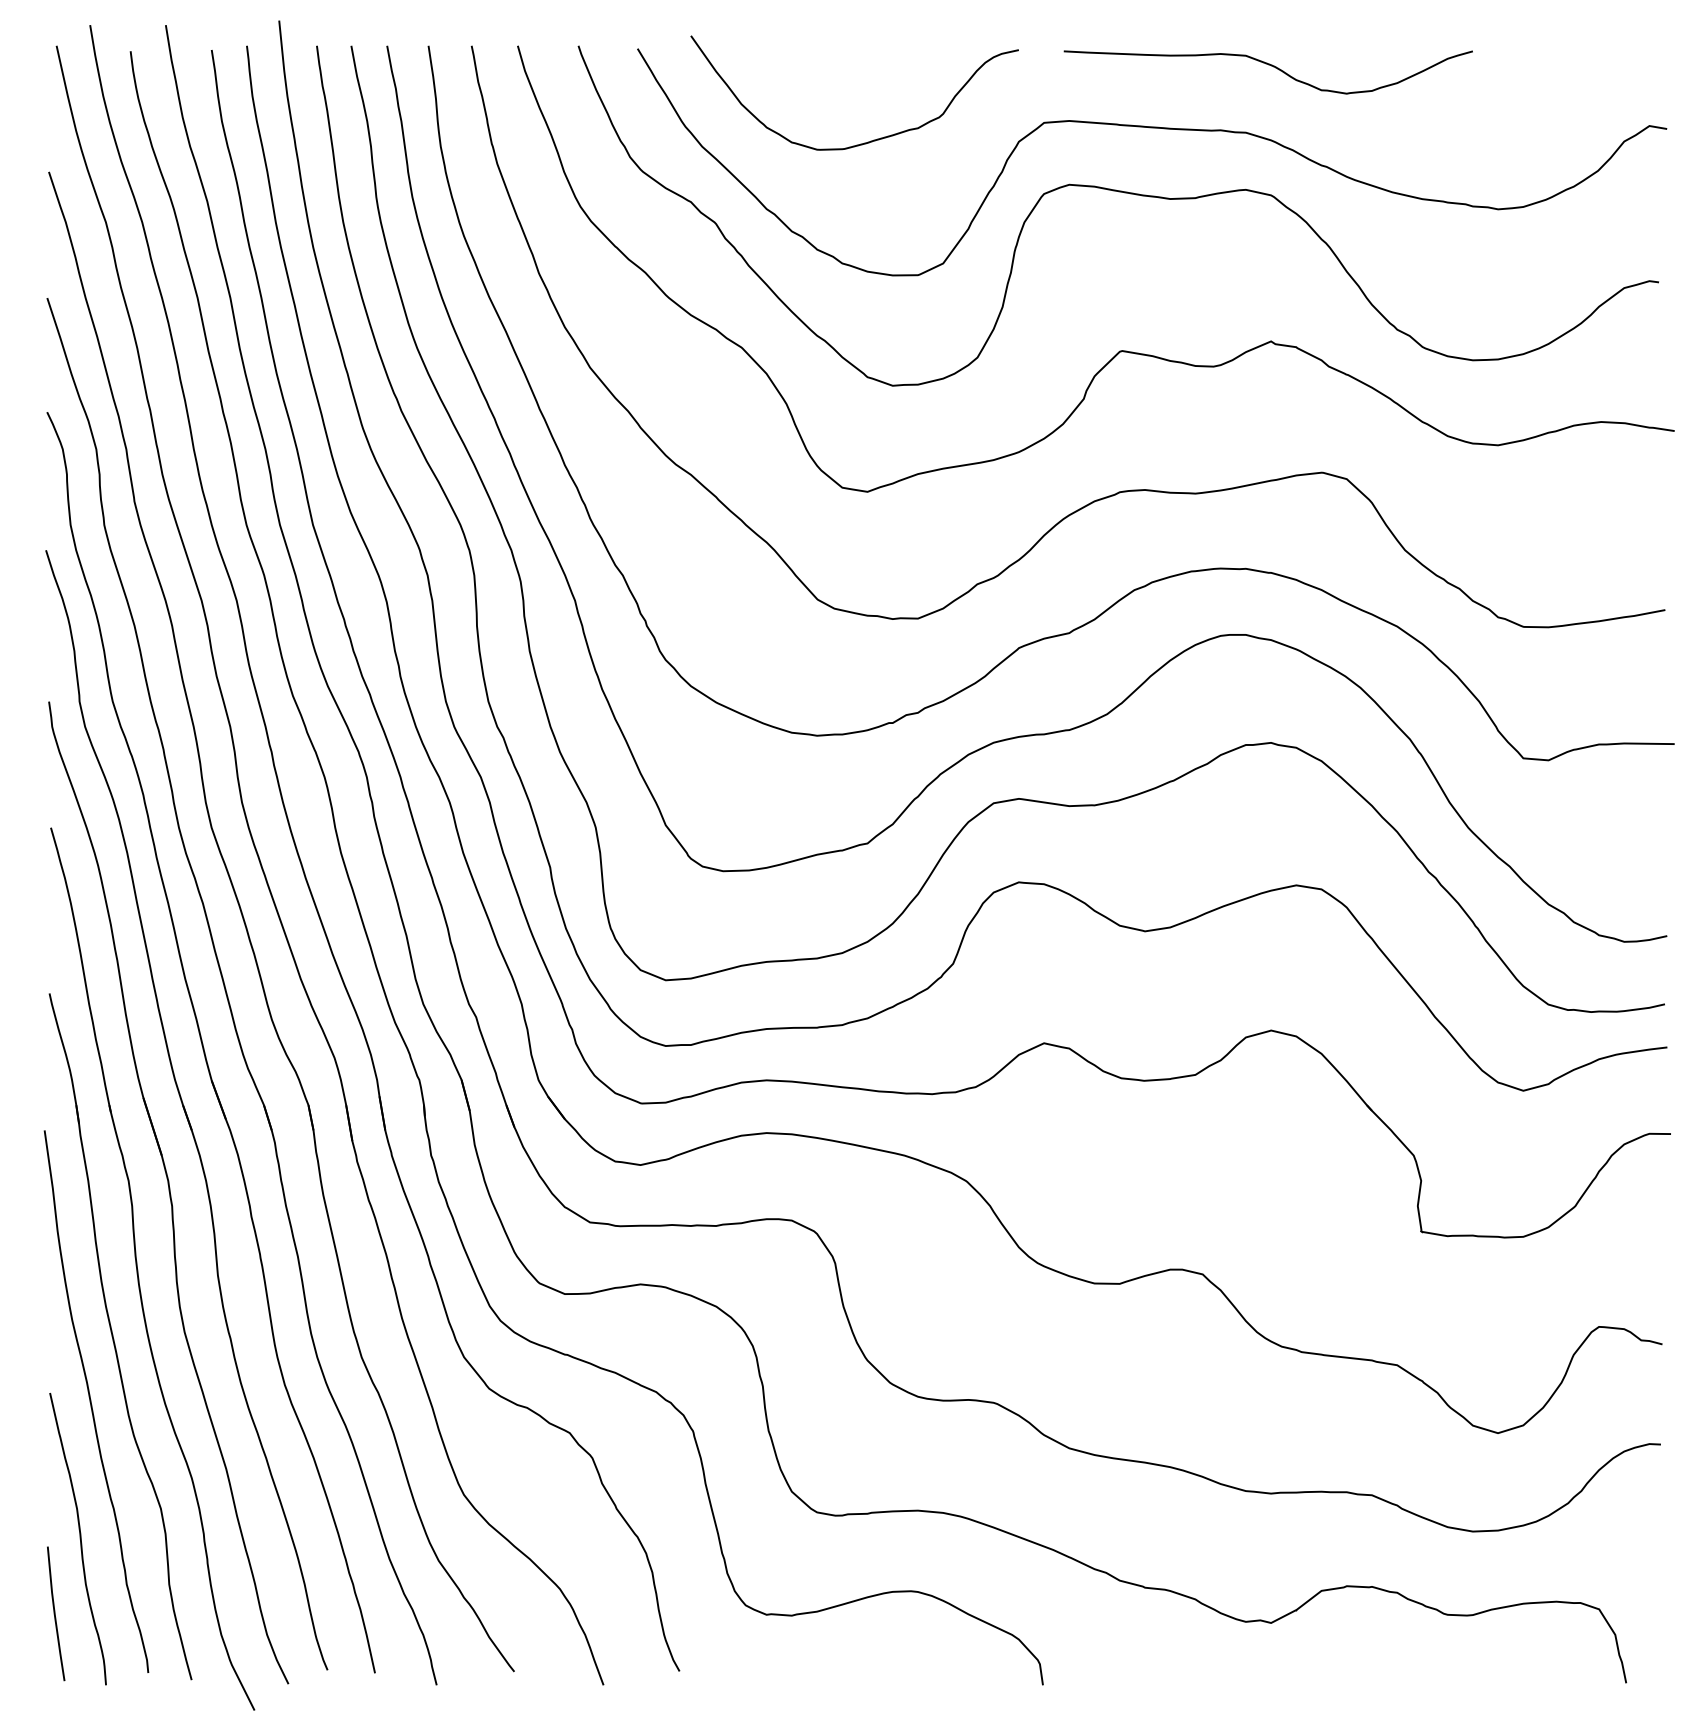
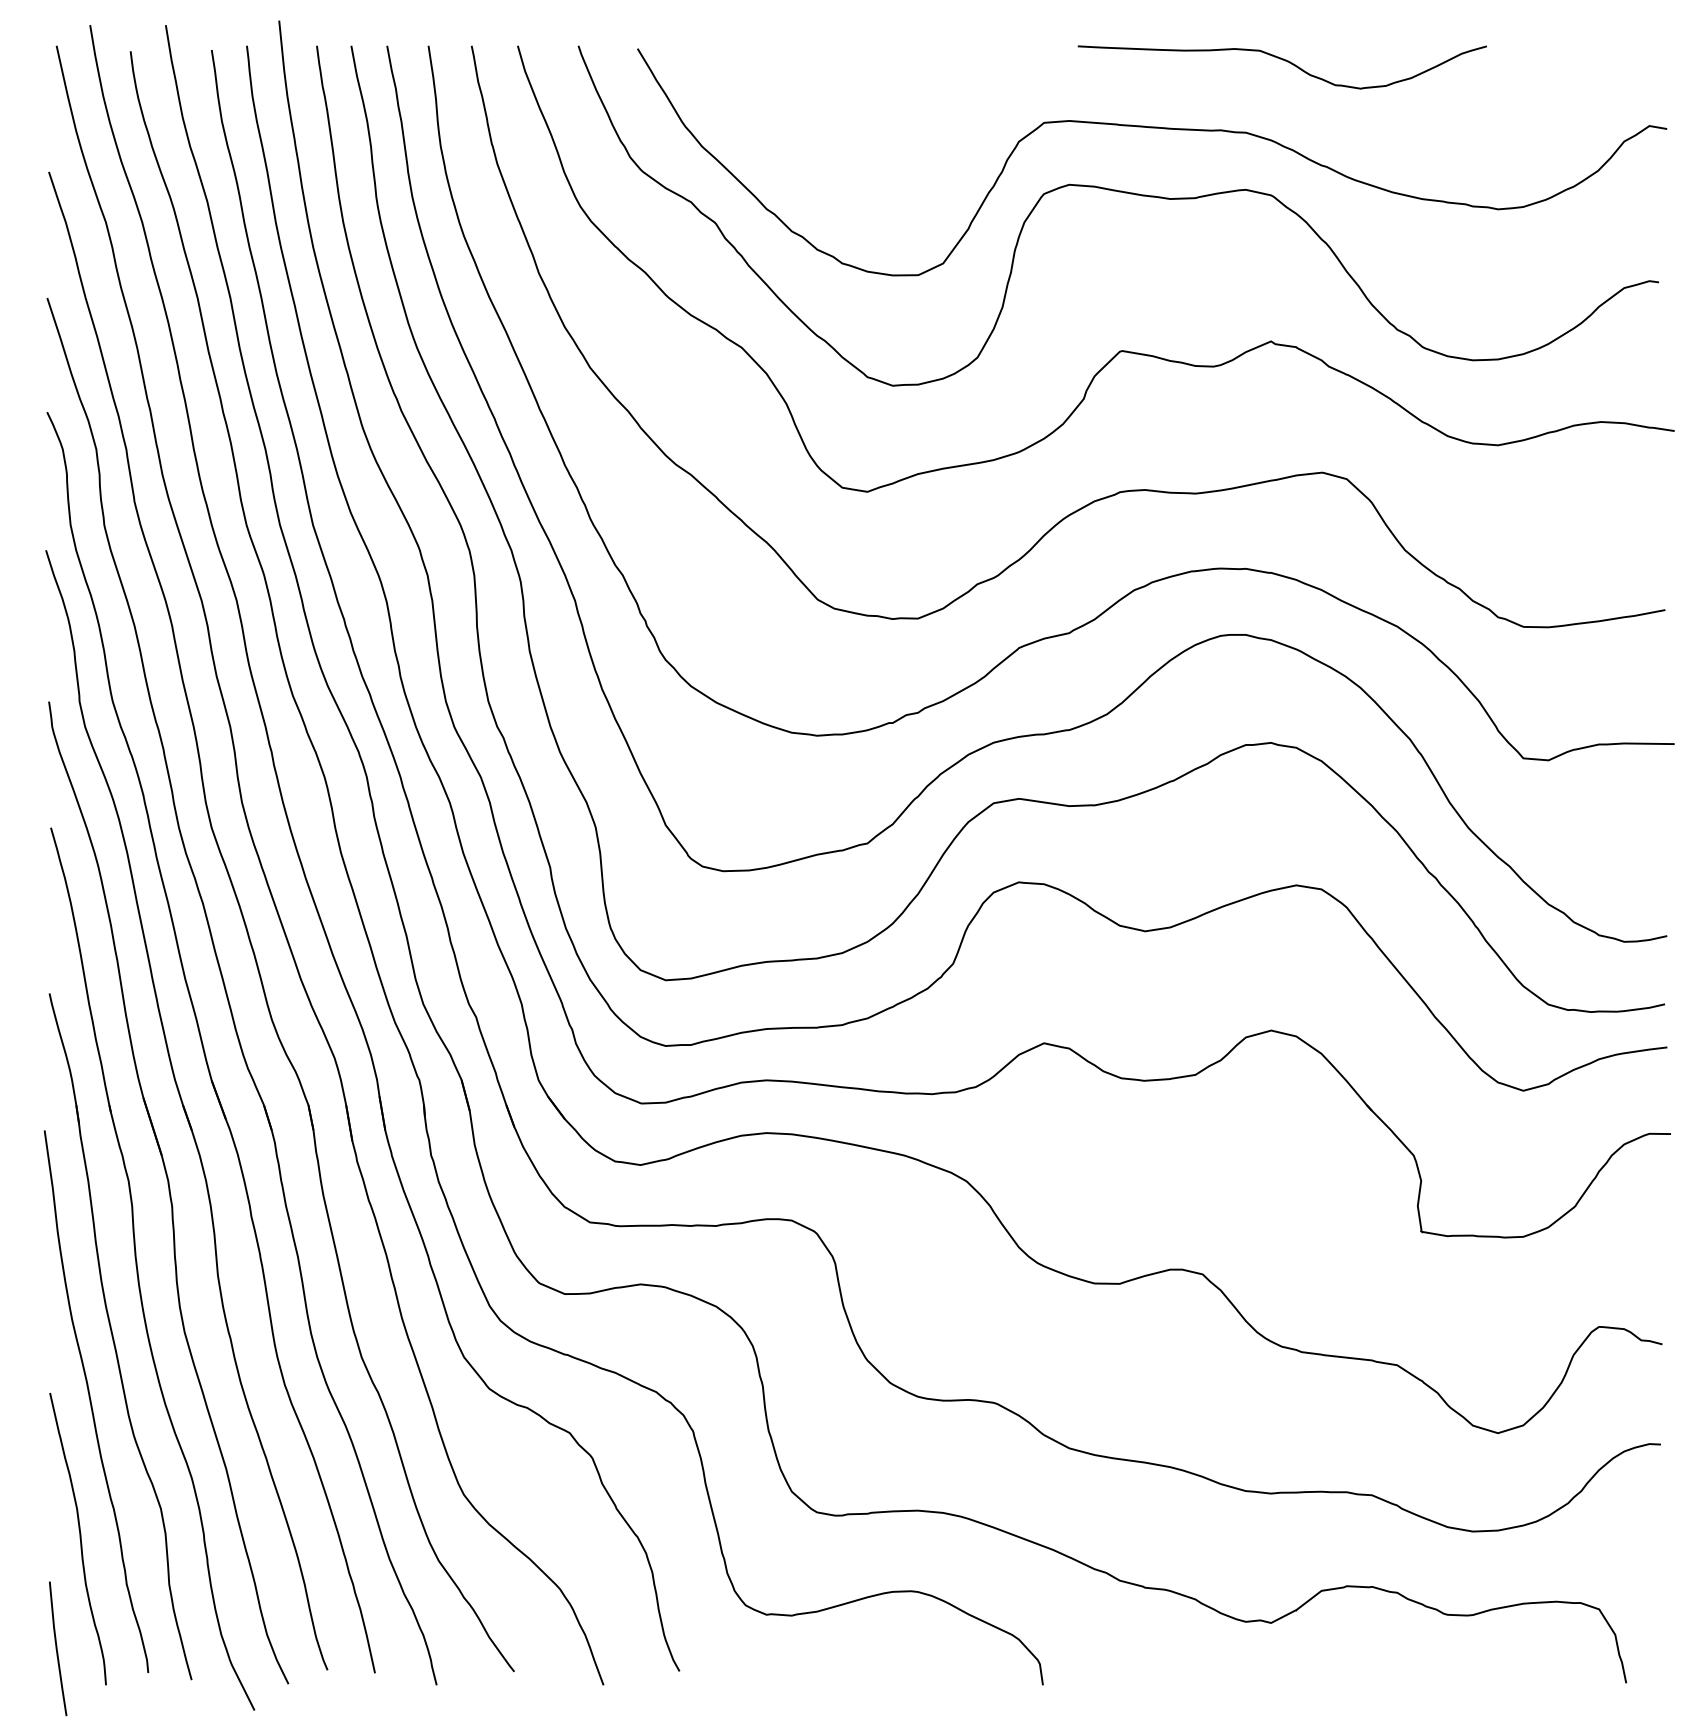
curve position: (1268, 65) -> (1282, 60) (1282, 60)
curve: present -> none (870, 140)
line position: (55, 1613) -> (57, 1648) (57, 1648)
